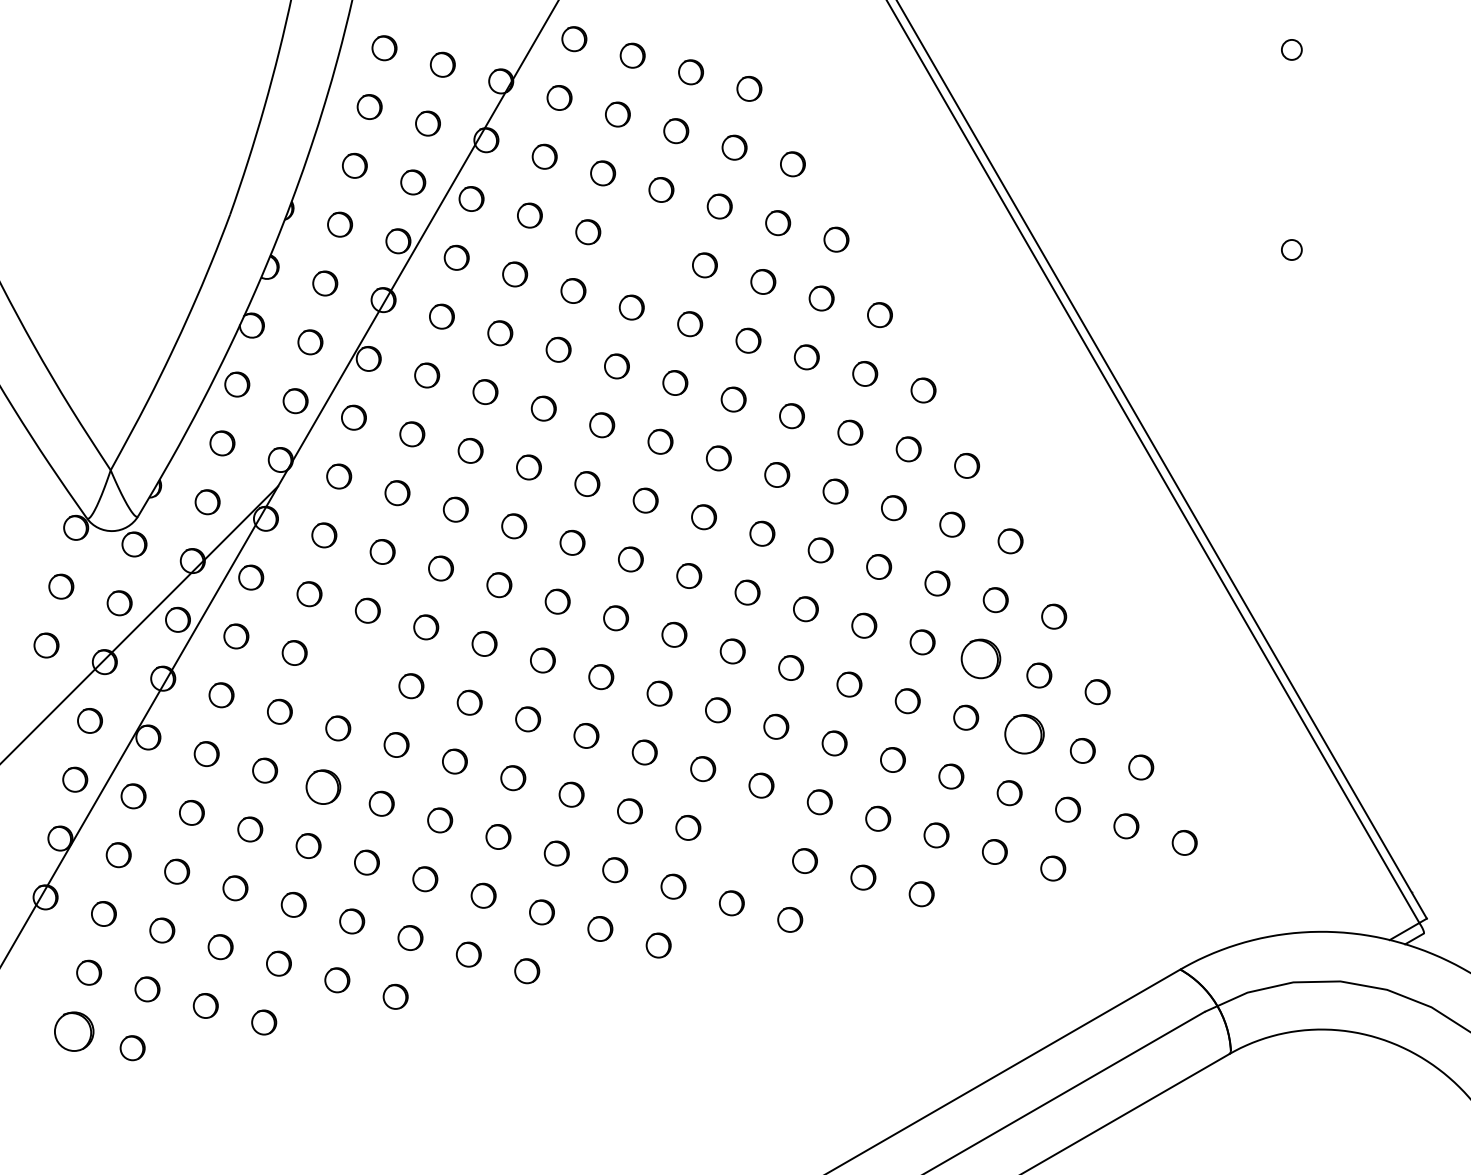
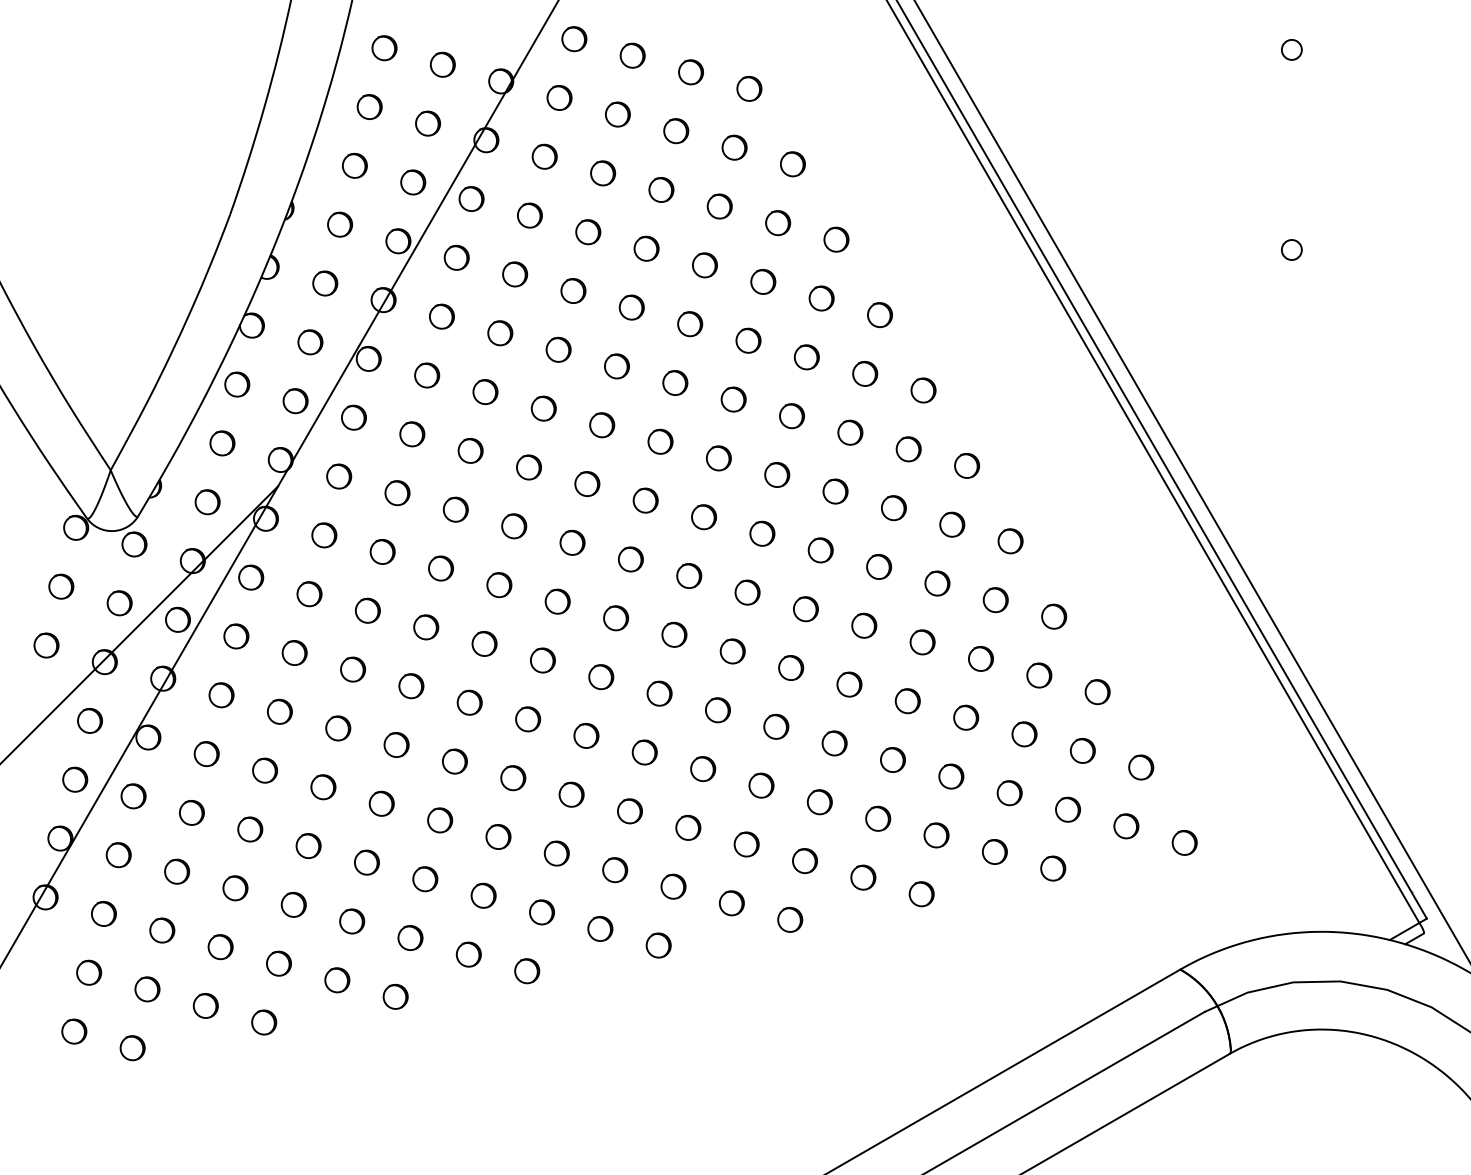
circle: none -> present (646, 248)
line: none -> present (1191, 480)
part size: 42x42 px -> 26x26 px (980, 658)
circle: none -> present (352, 669)
circle size: 41x41 px -> 27x27 px (1024, 734)
part size: 37x36 px -> 27x27 px (323, 787)
circle: none -> present (746, 844)
circle size: 41x41 px -> 27x27 px (74, 1031)
